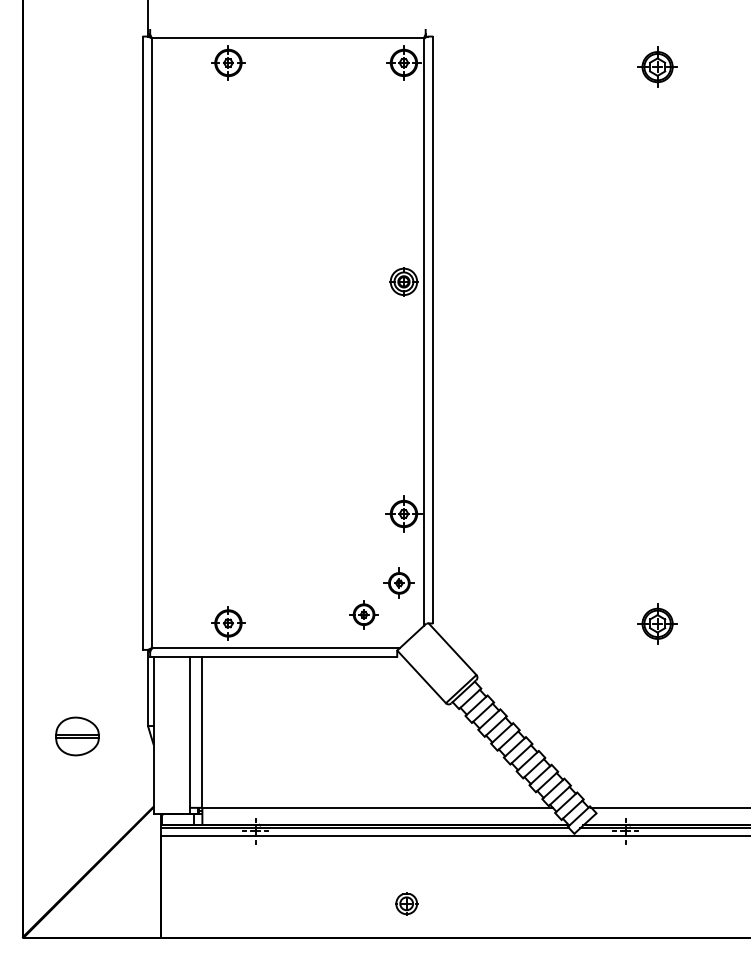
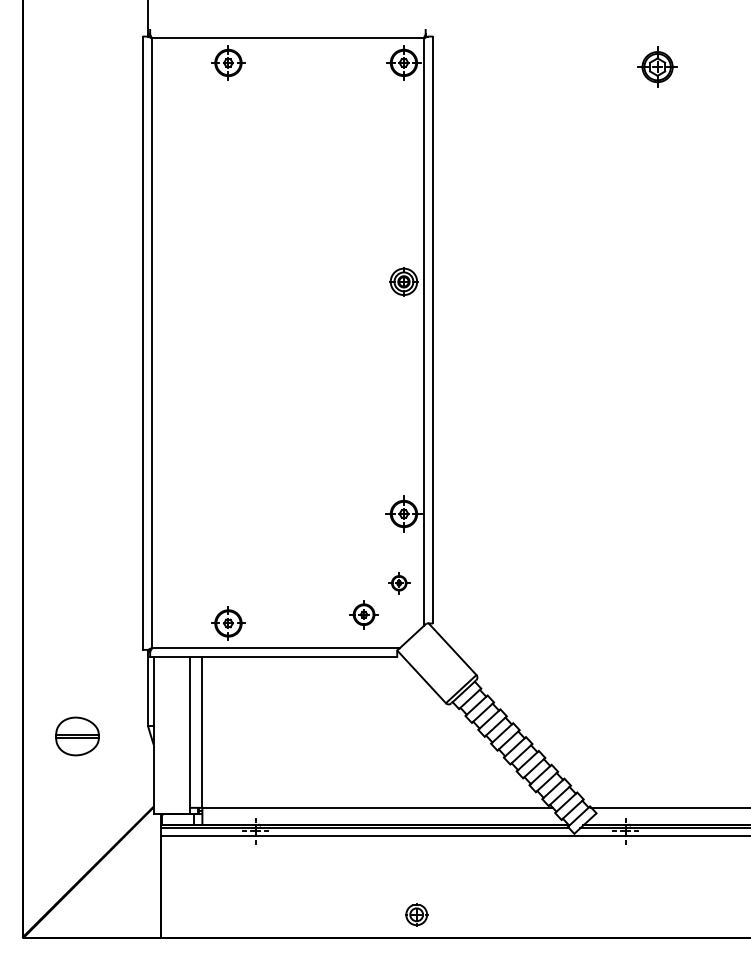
part size: 32x32 px -> 23x23 px (399, 583)
part: present -> none (657, 623)
part position: (406, 903) -> (416, 914) (416, 914)
